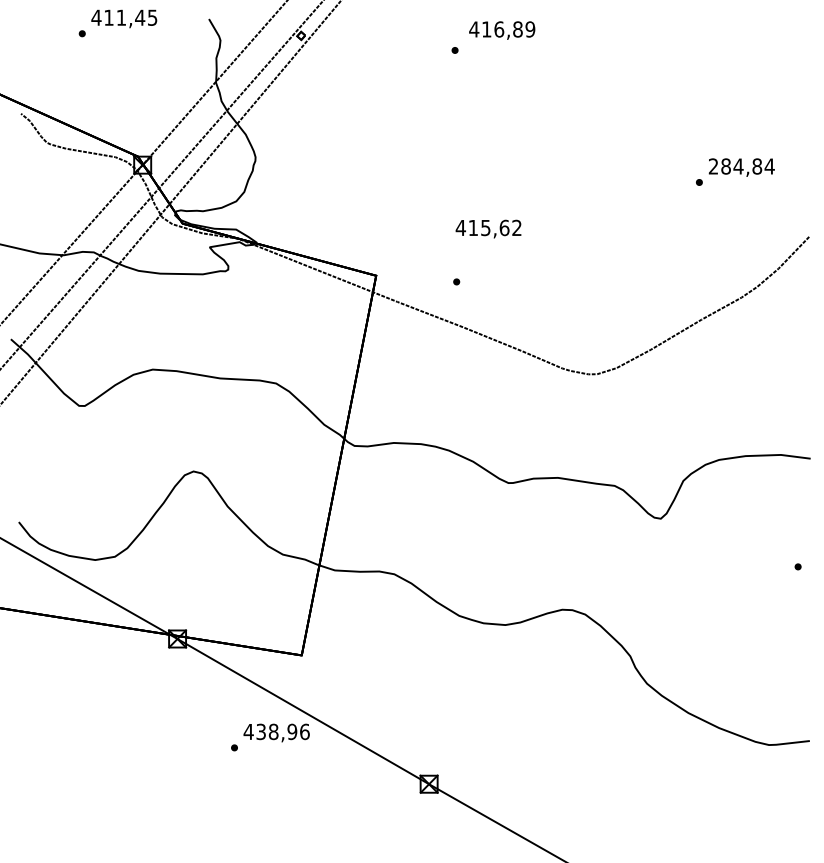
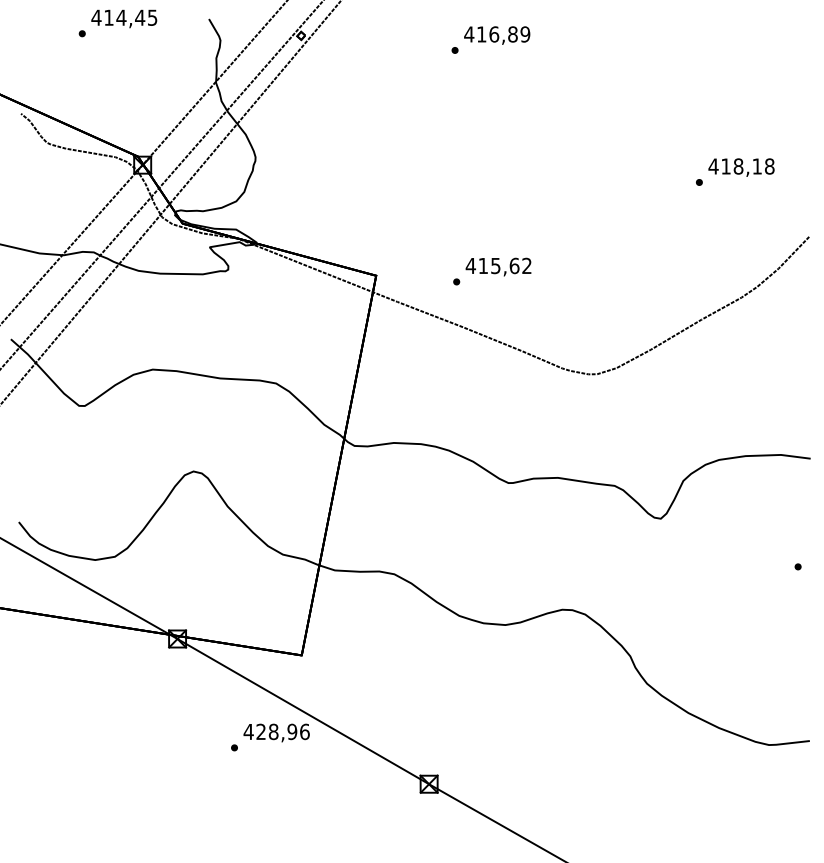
text: 411,45 -> 414,45 (121, 17)
text position: (502, 30) -> (497, 35) (497, 35)
text: 284,84 -> 418,18 (741, 166)
text position: (488, 228) -> (498, 266) (498, 266)
text: 438,96 -> 428,96 (260, 732)
